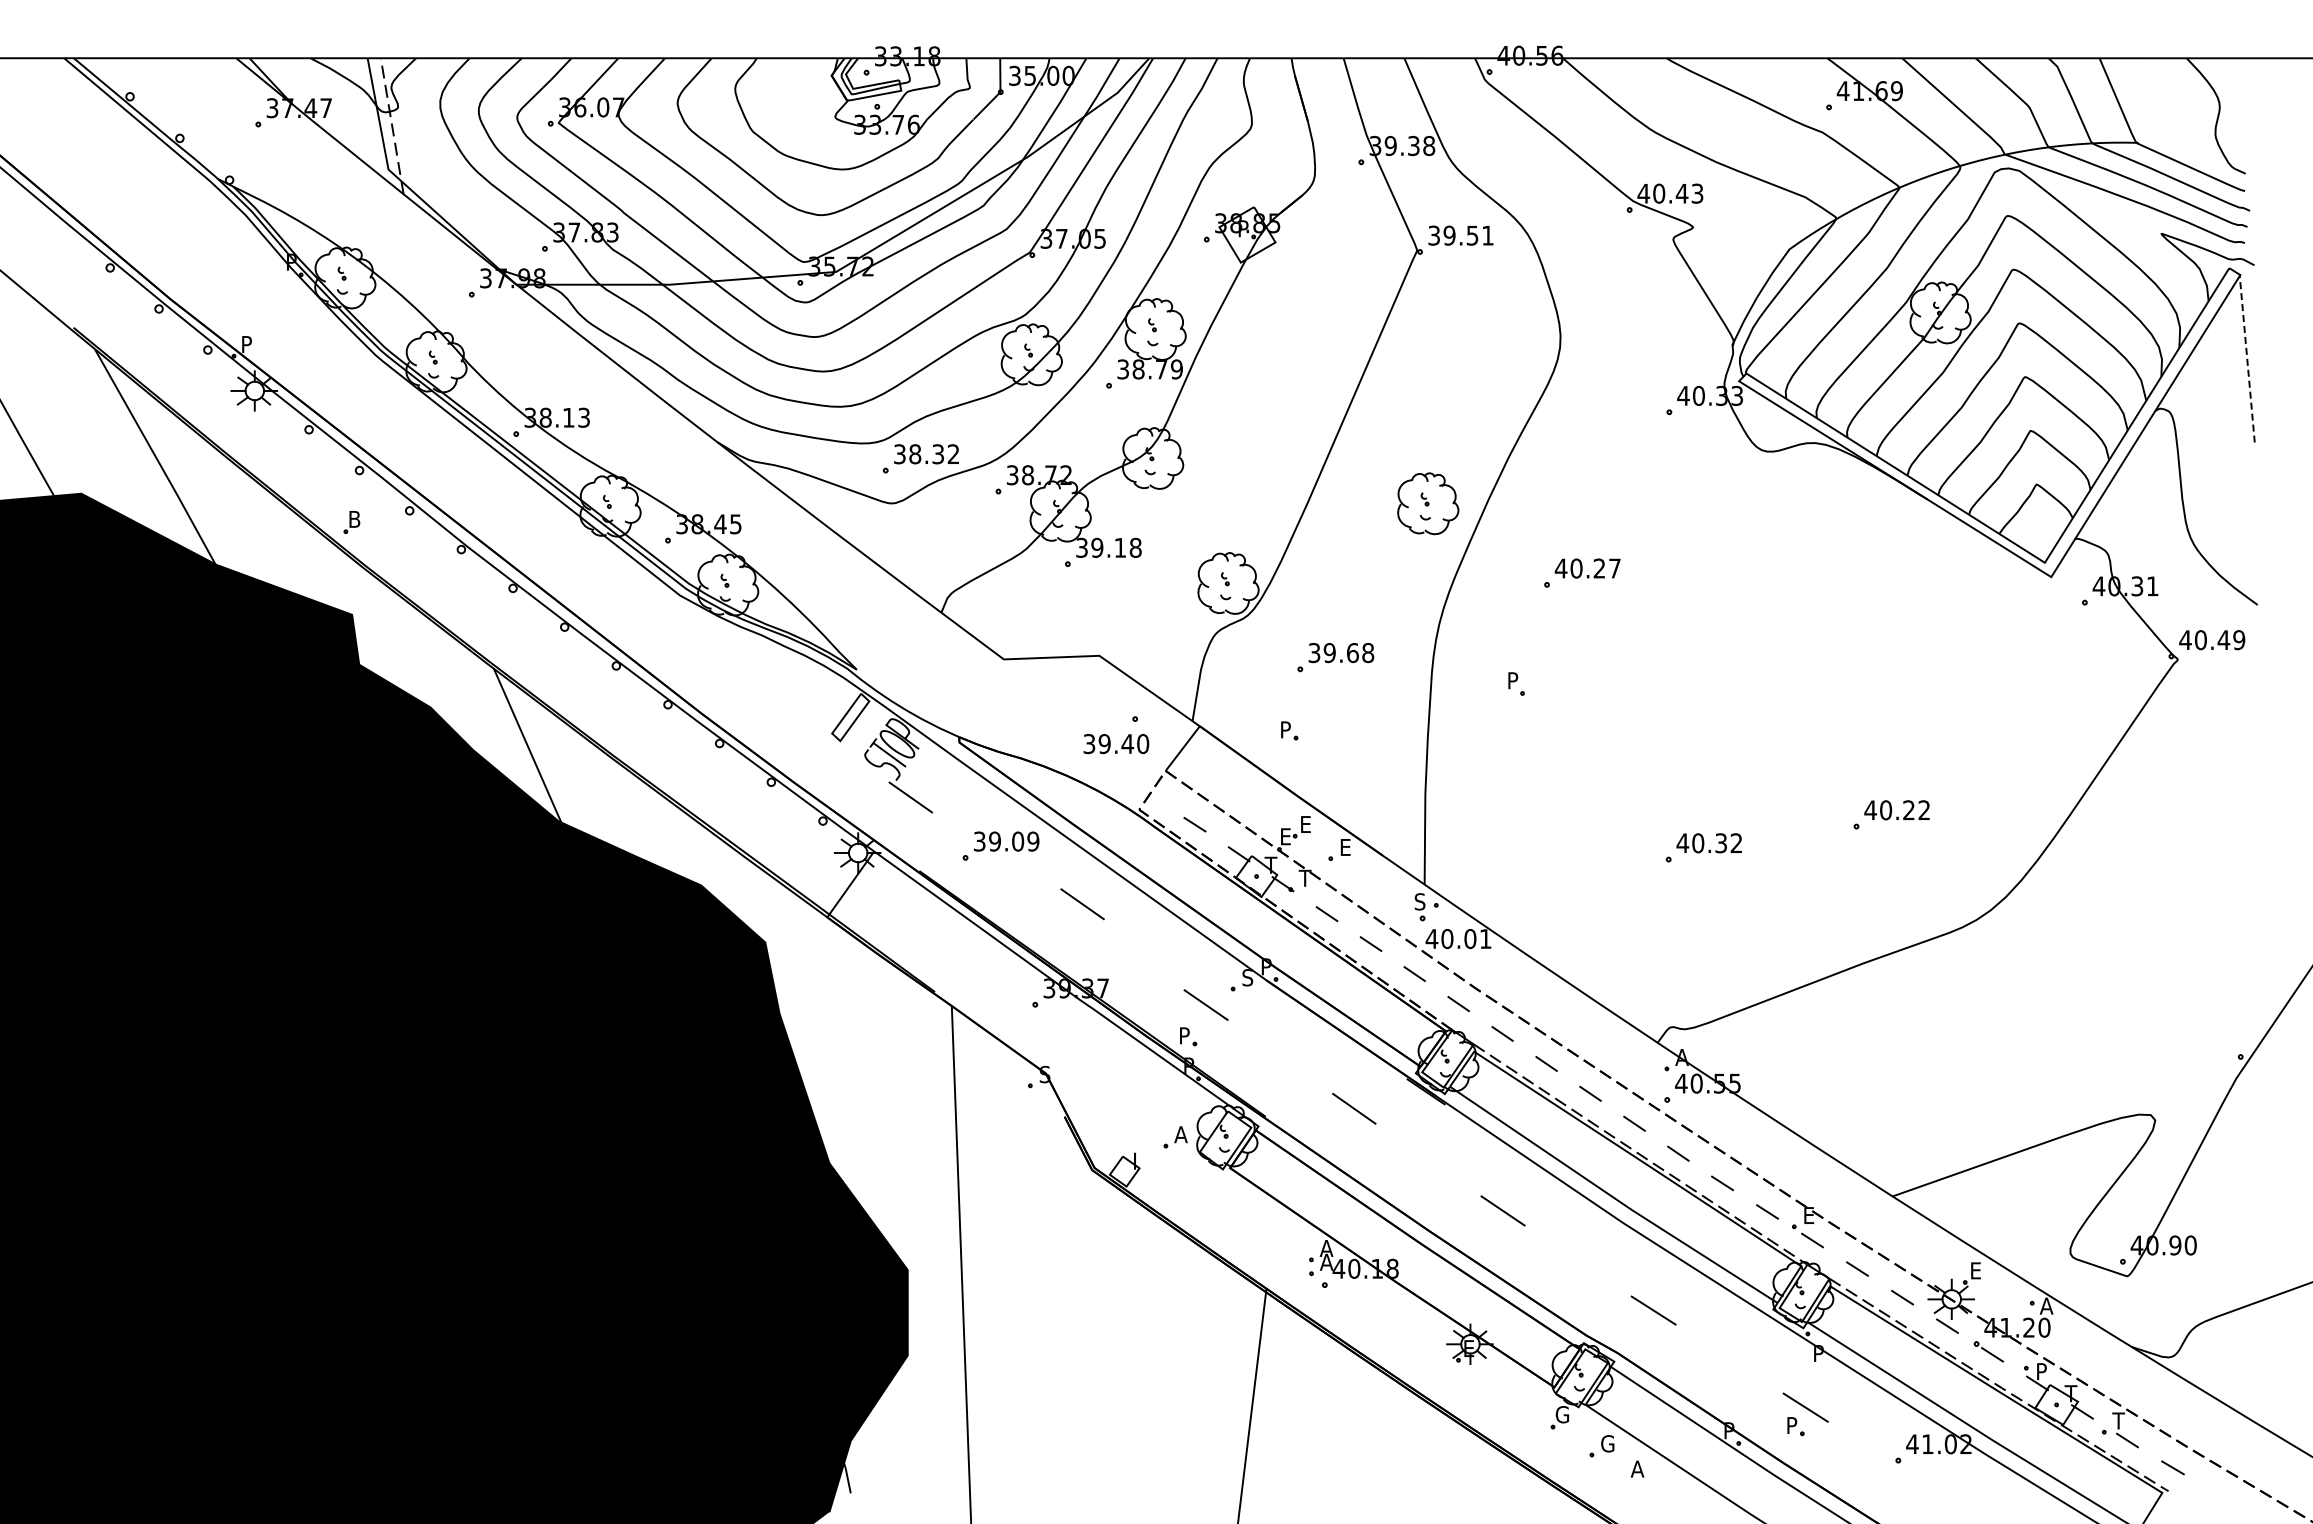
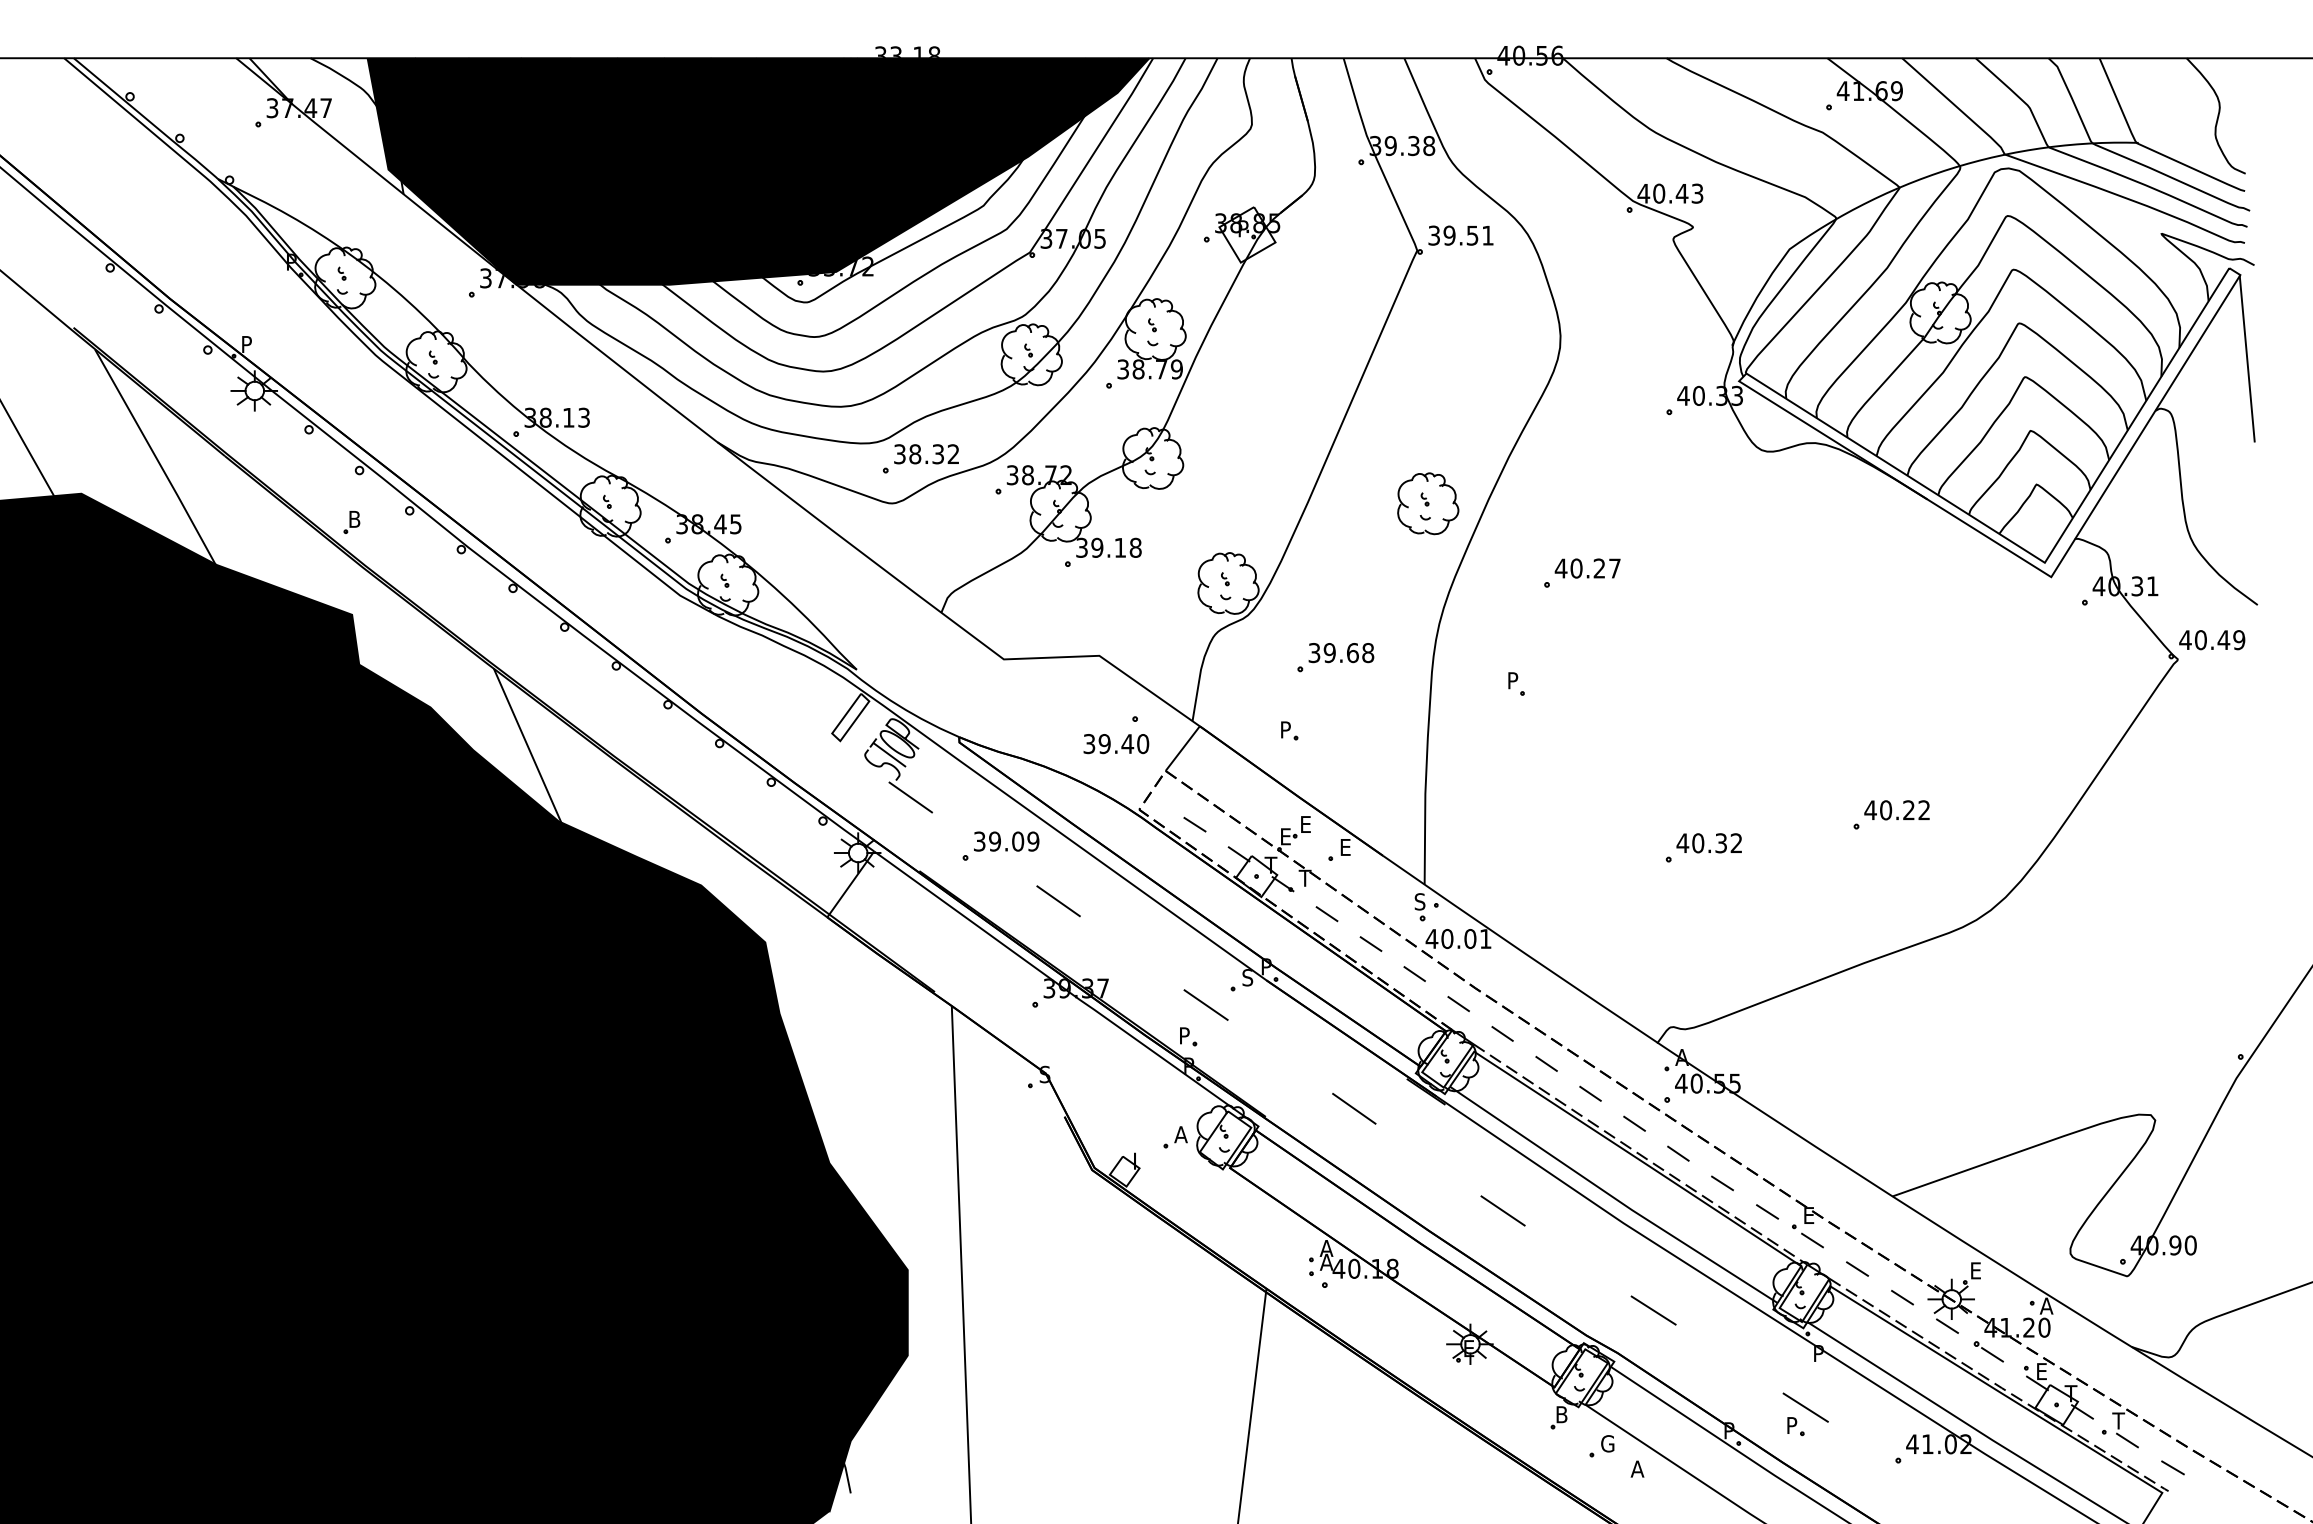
fill: none -> present (758, 171)
line: dashed -> solid (2247, 358)
line position: (1082, 904) -> (1058, 901) (1058, 901)
text: P -> E (2042, 1371)
text: G -> B (1562, 1414)
